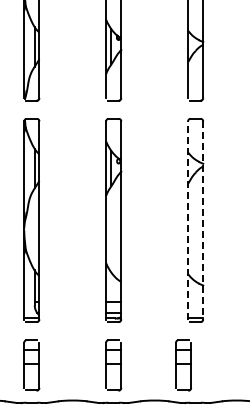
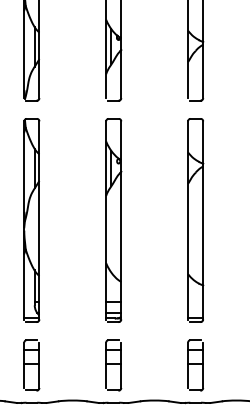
line: dashed -> solid (188, 219)
line: dashed -> solid (203, 220)
part position: (183, 365) -> (195, 365) (195, 365)
